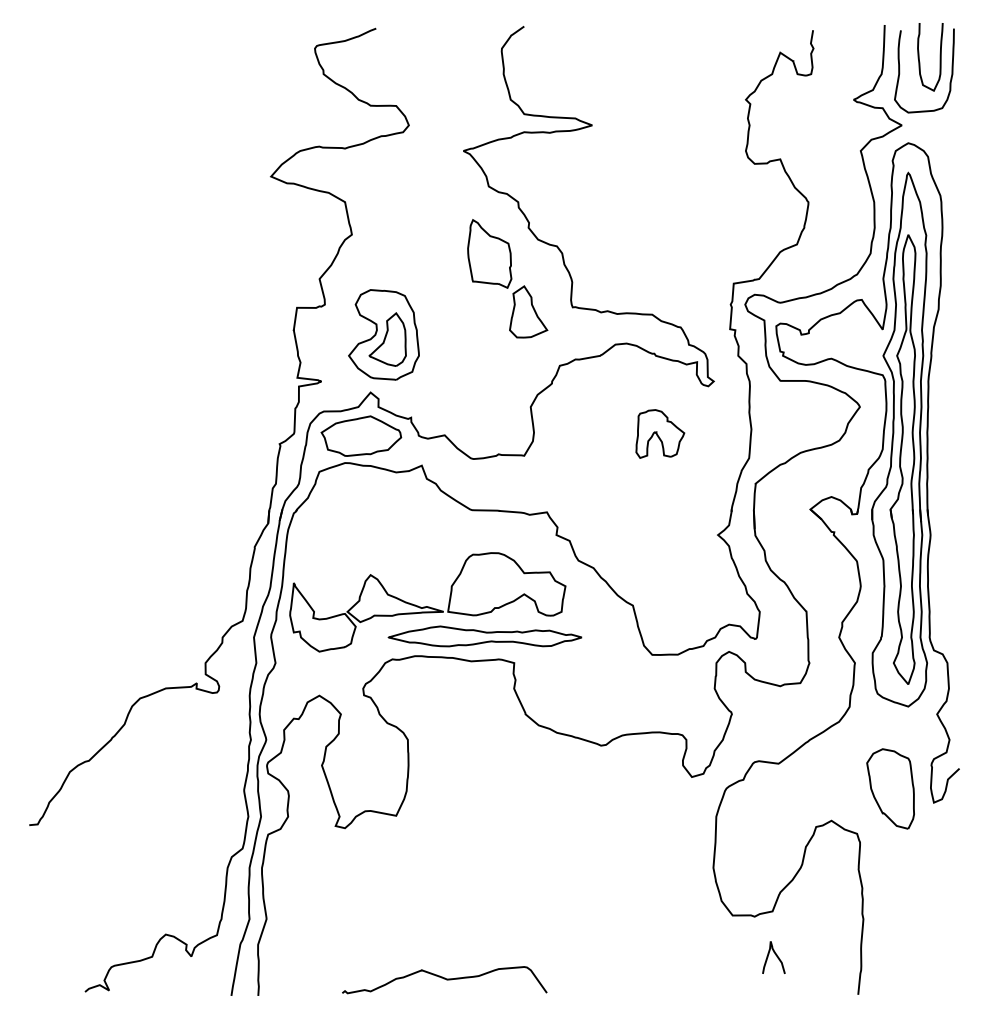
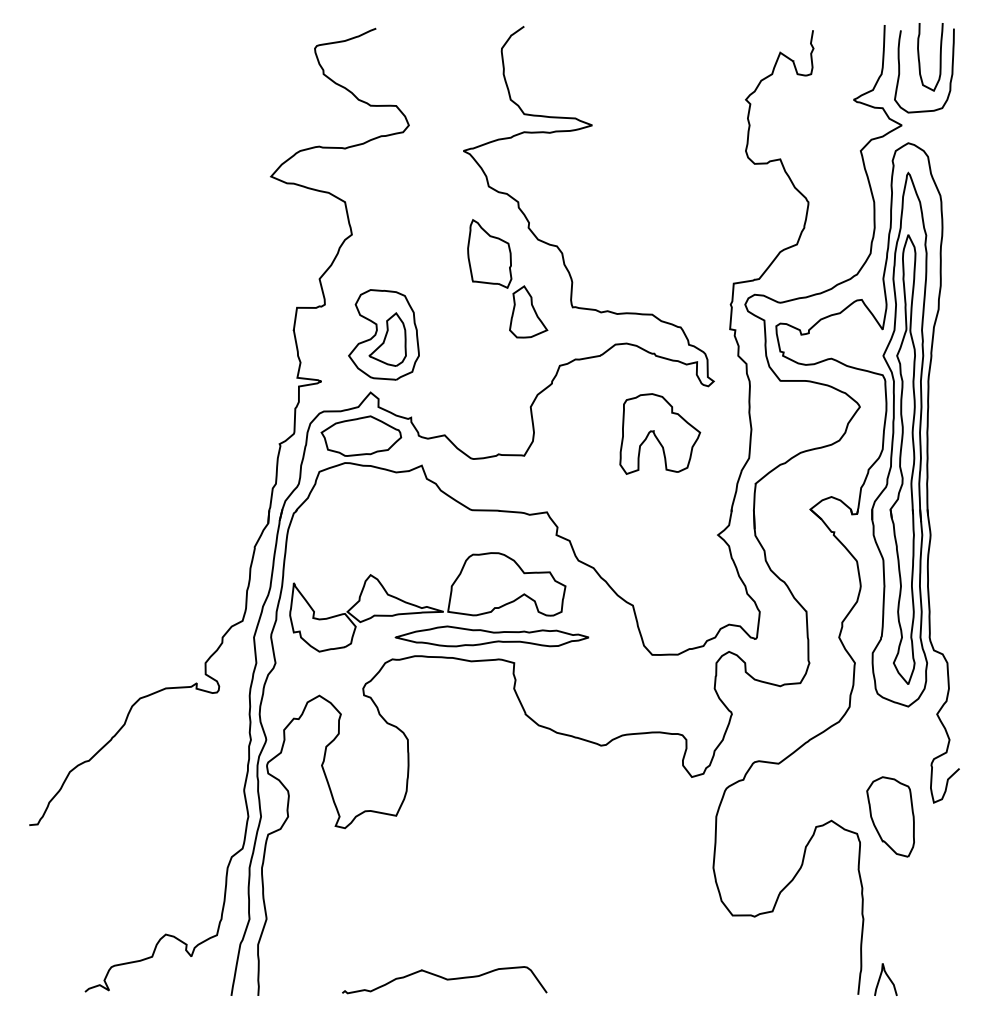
part size: 51x50 px -> 83x82 px (660, 433)
part position: (484, 636) -> (491, 636) (491, 636)
part position: (890, 788) -> (890, 816) (890, 816)
curve position: (775, 955) -> (887, 977) (887, 977)
